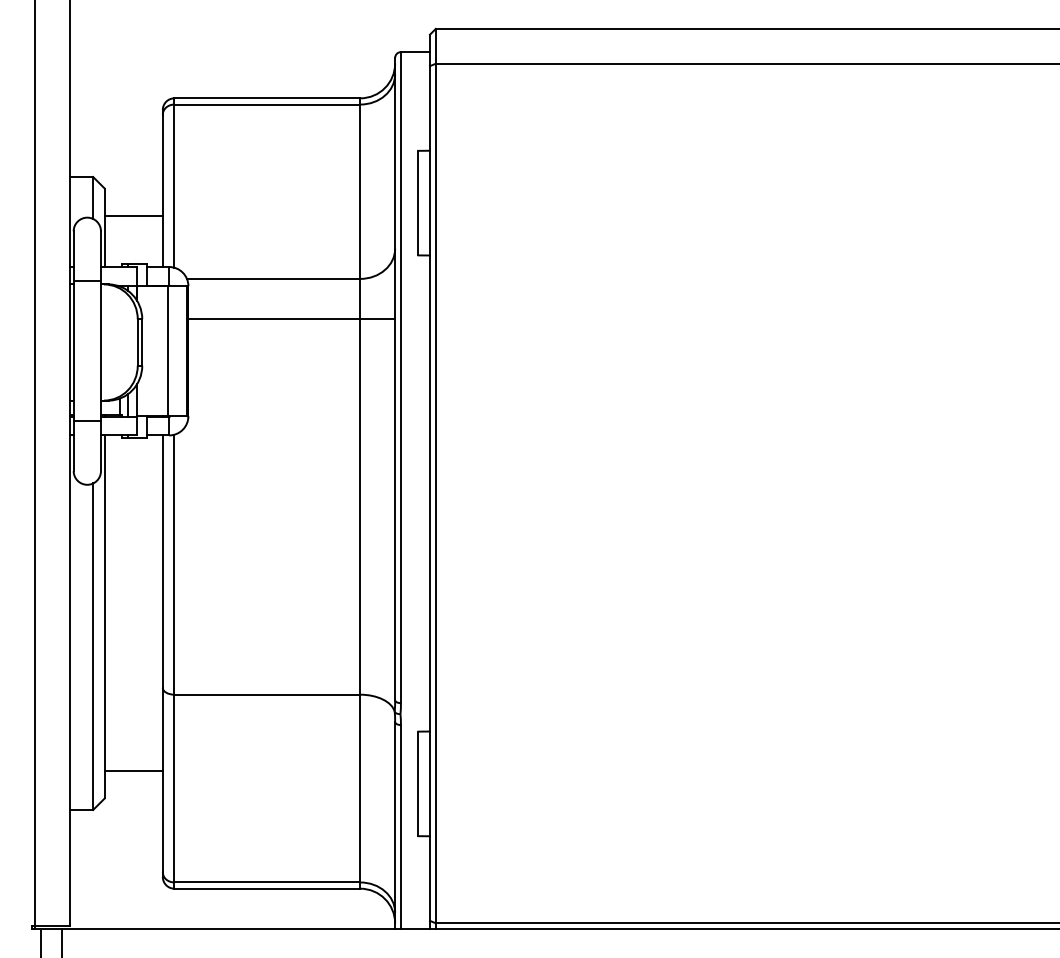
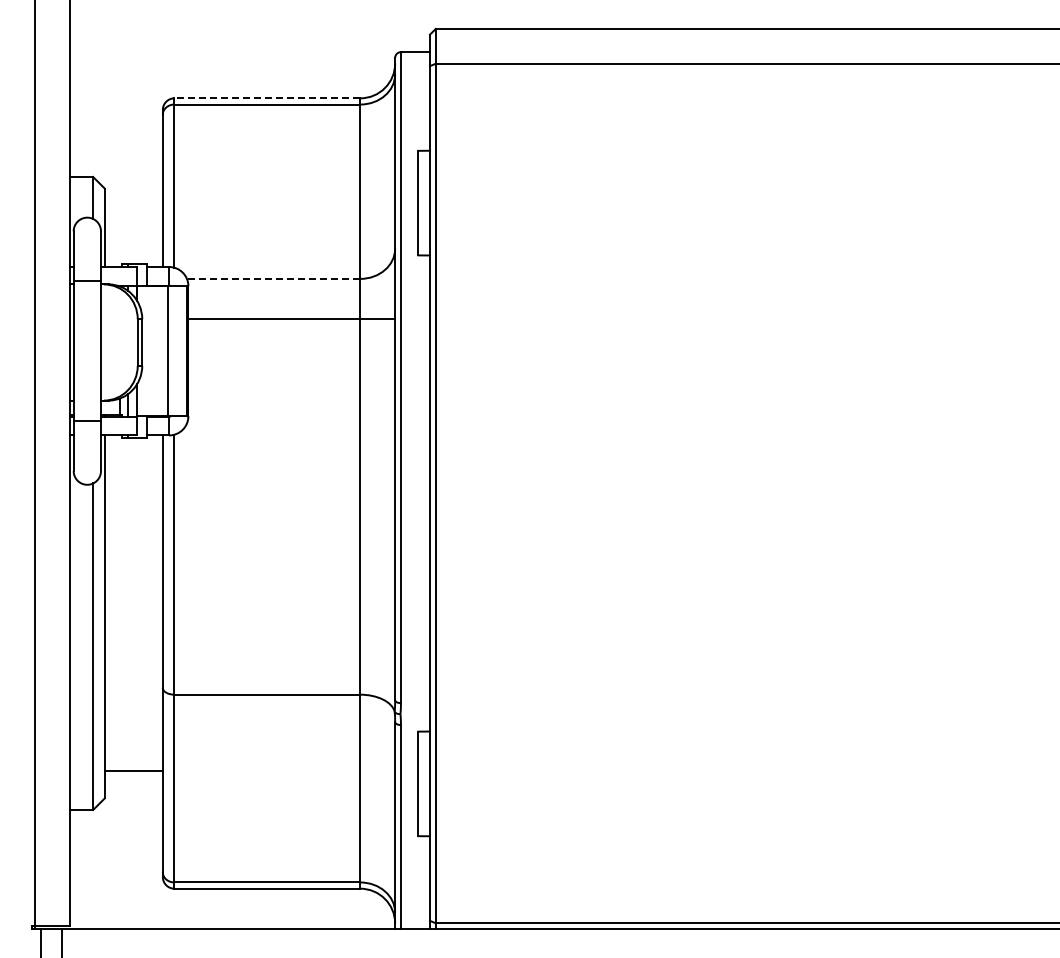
line: solid -> dashed (267, 98)
line: present -> none (133, 215)
line: solid -> dashed (273, 278)
